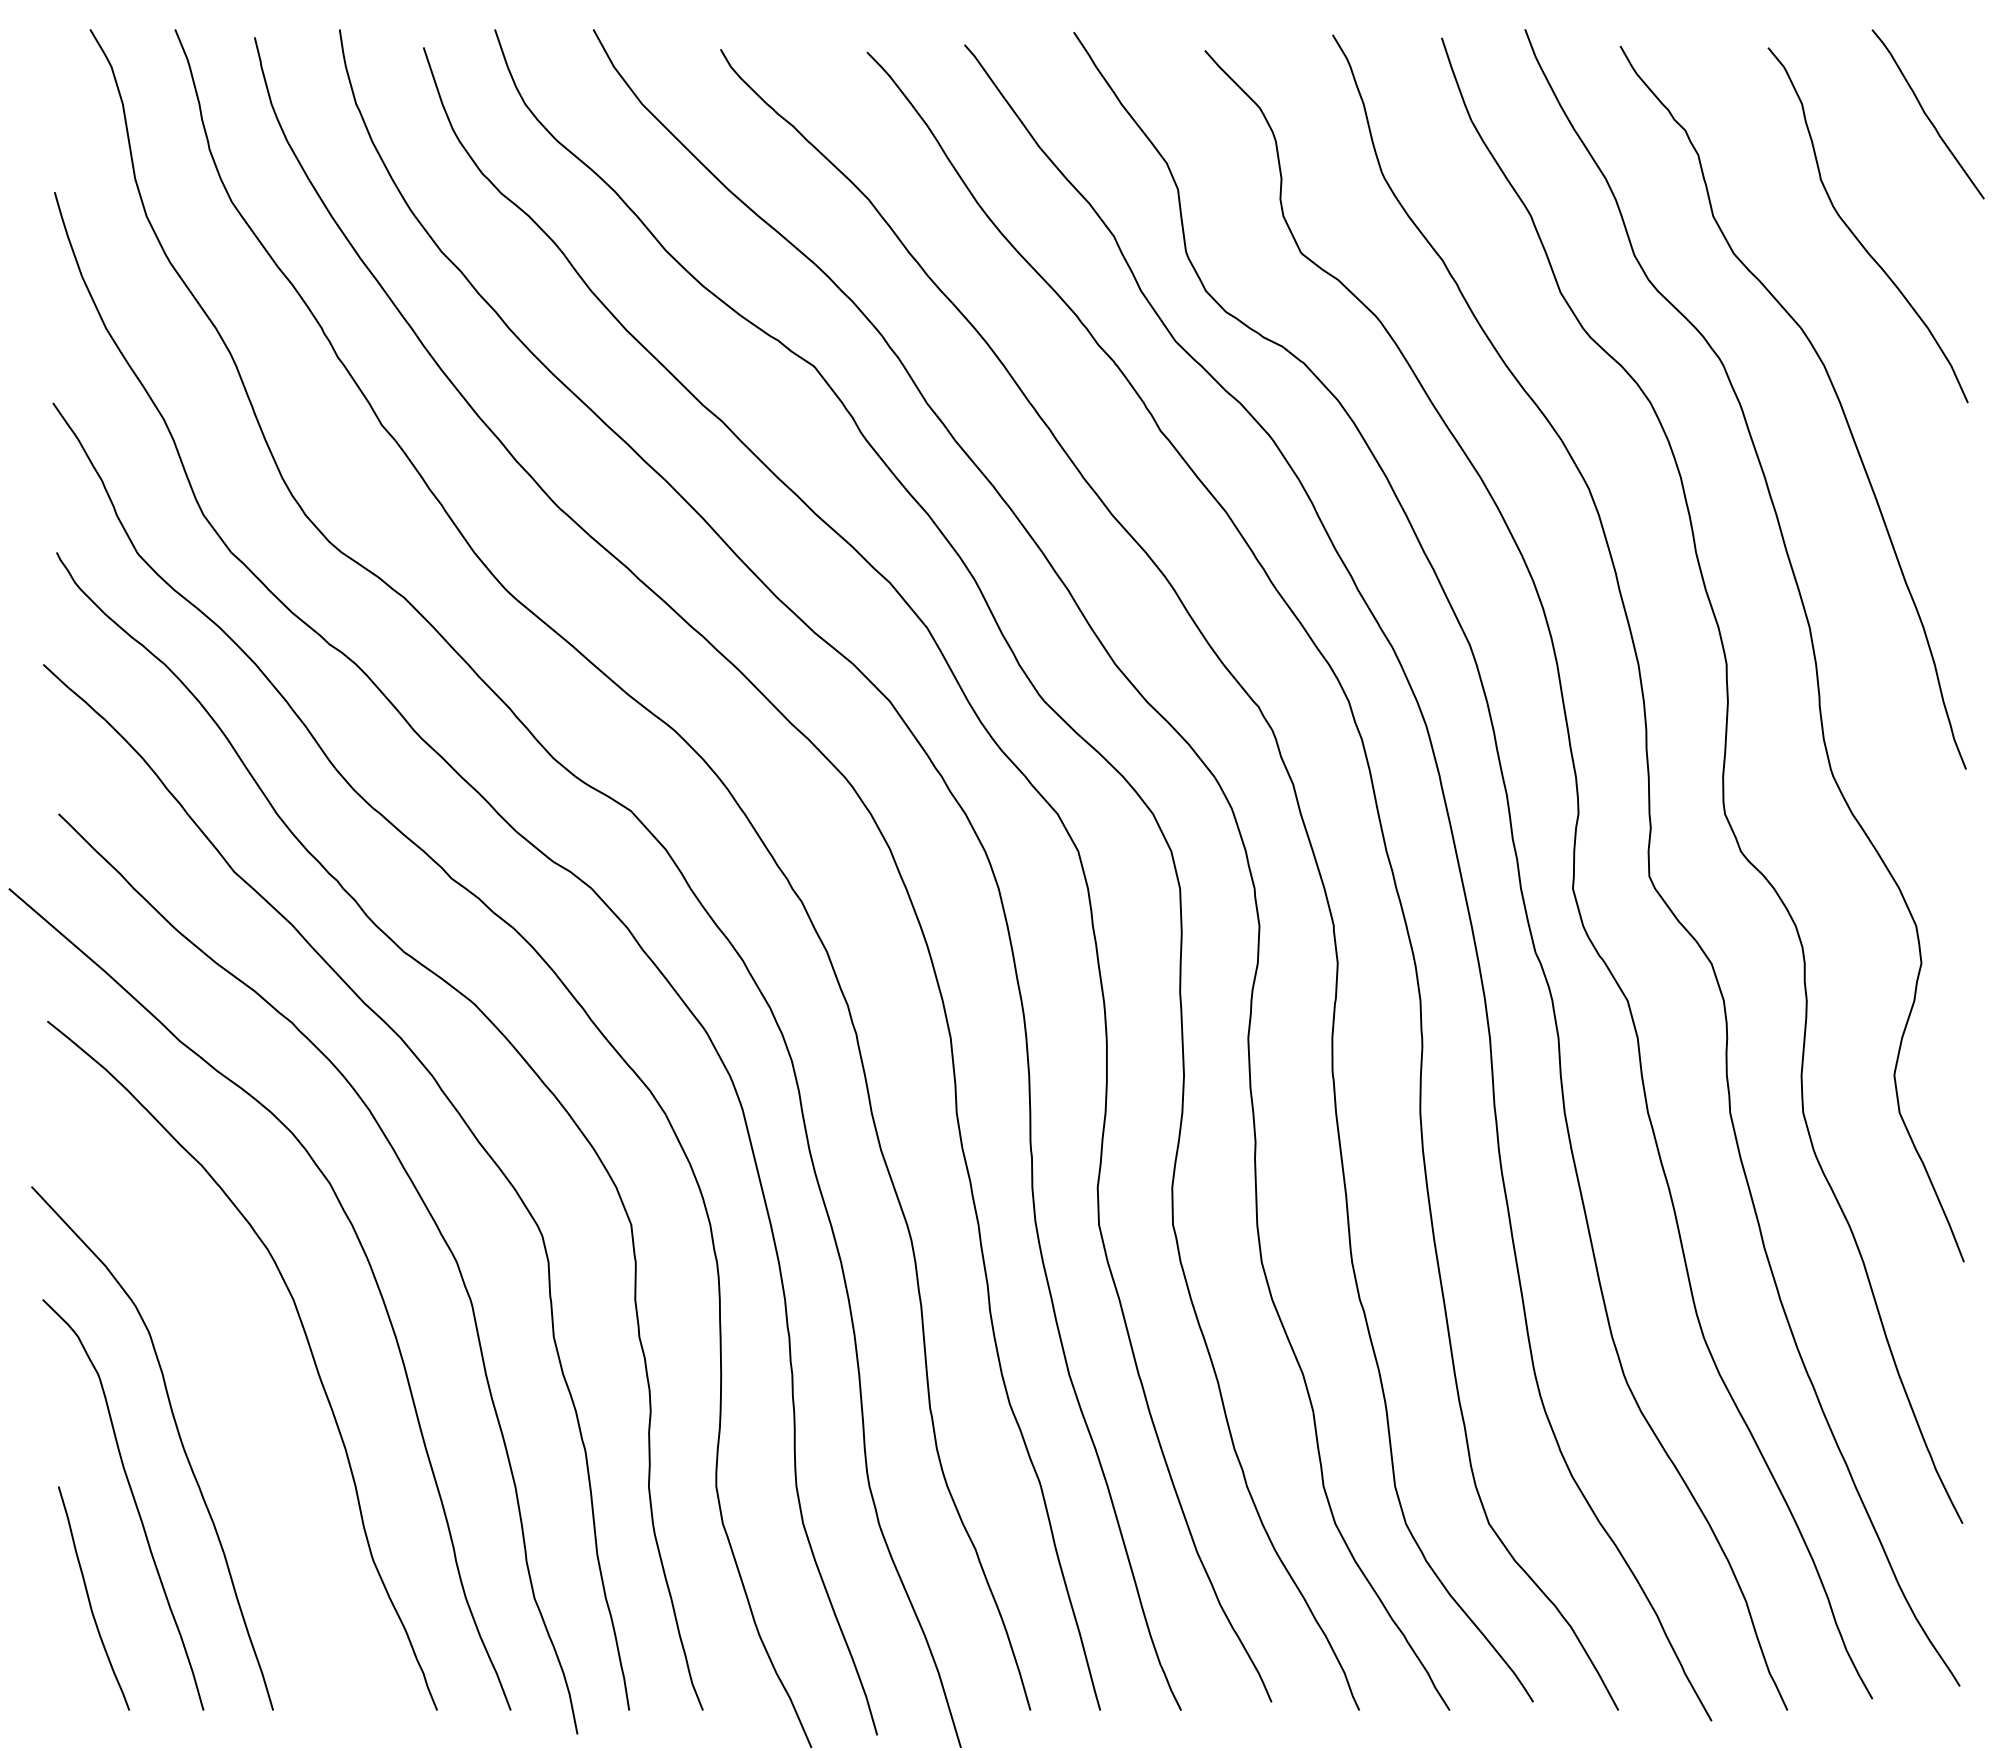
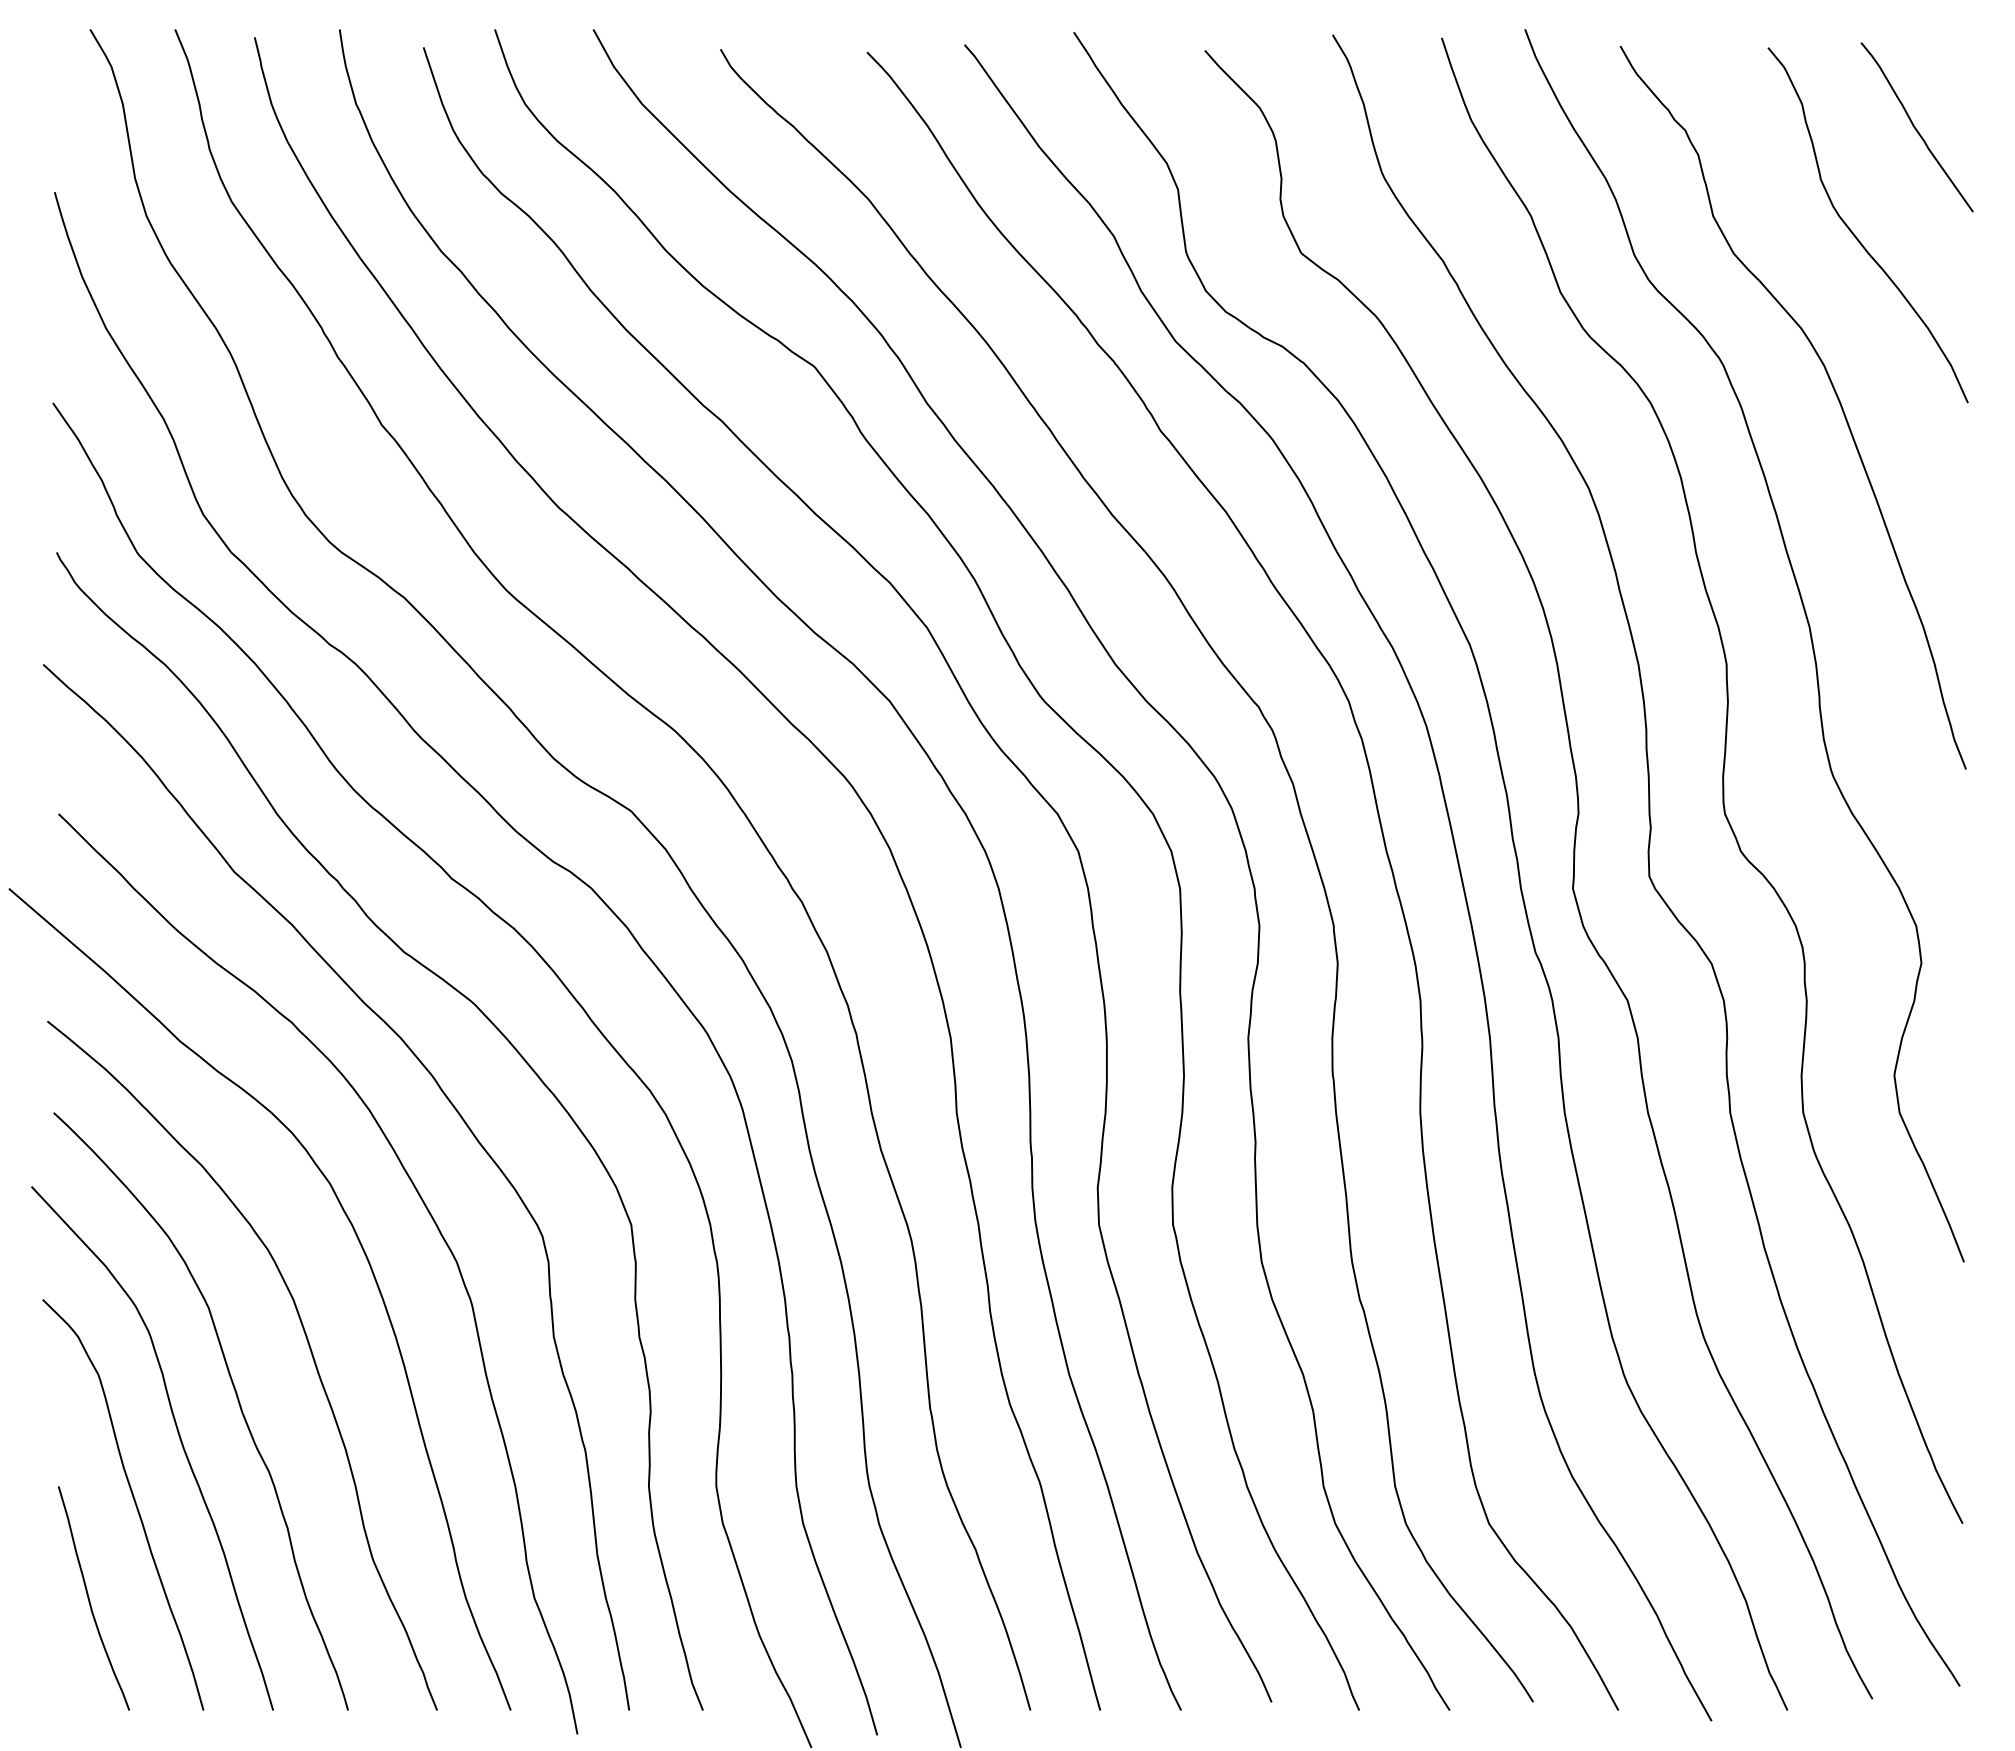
curve position: (1926, 114) -> (1915, 127) (1915, 127)
curve: none -> present (237, 1400)
